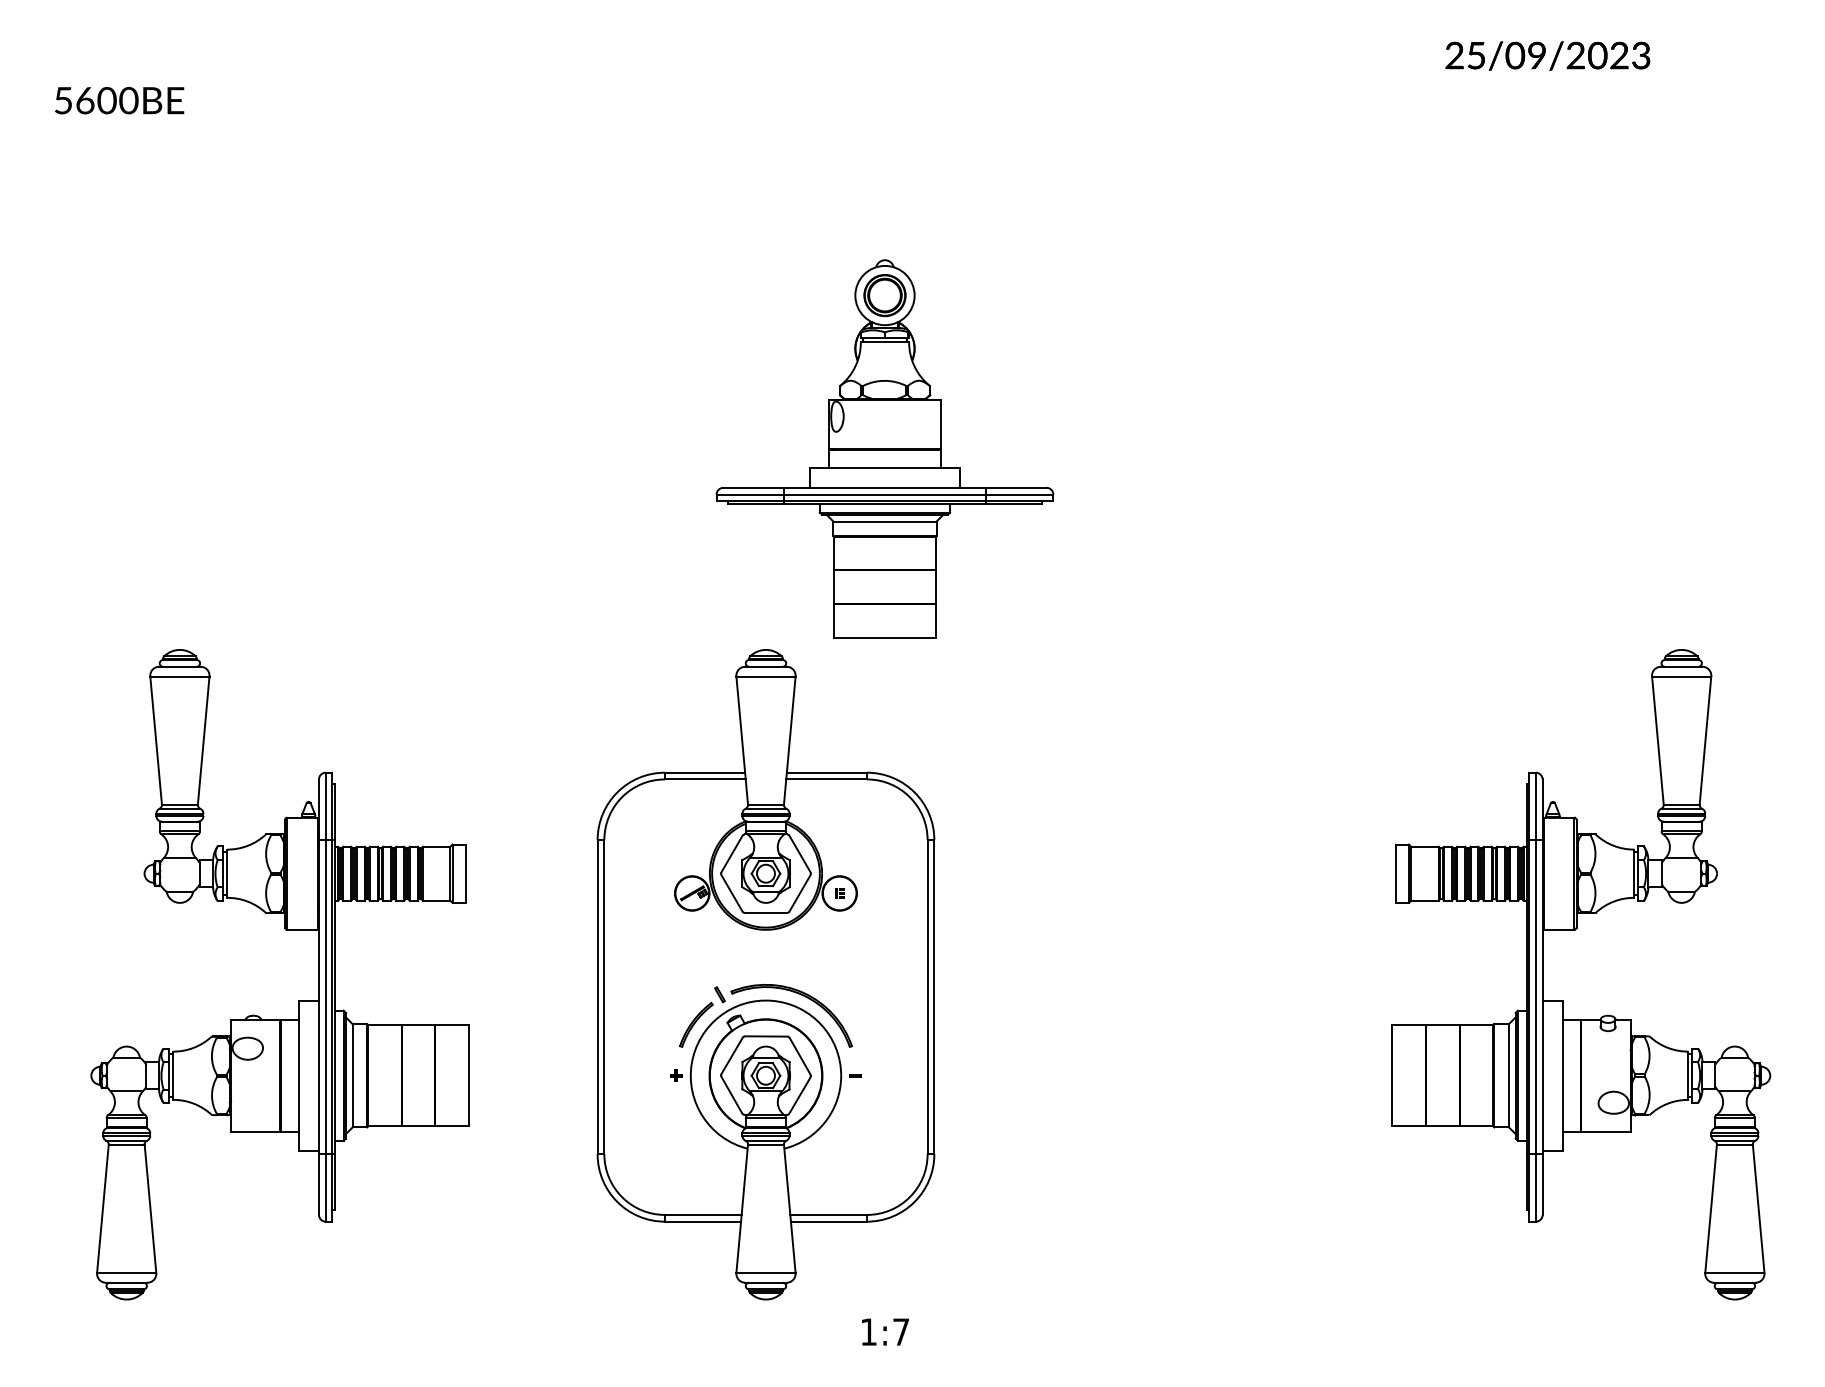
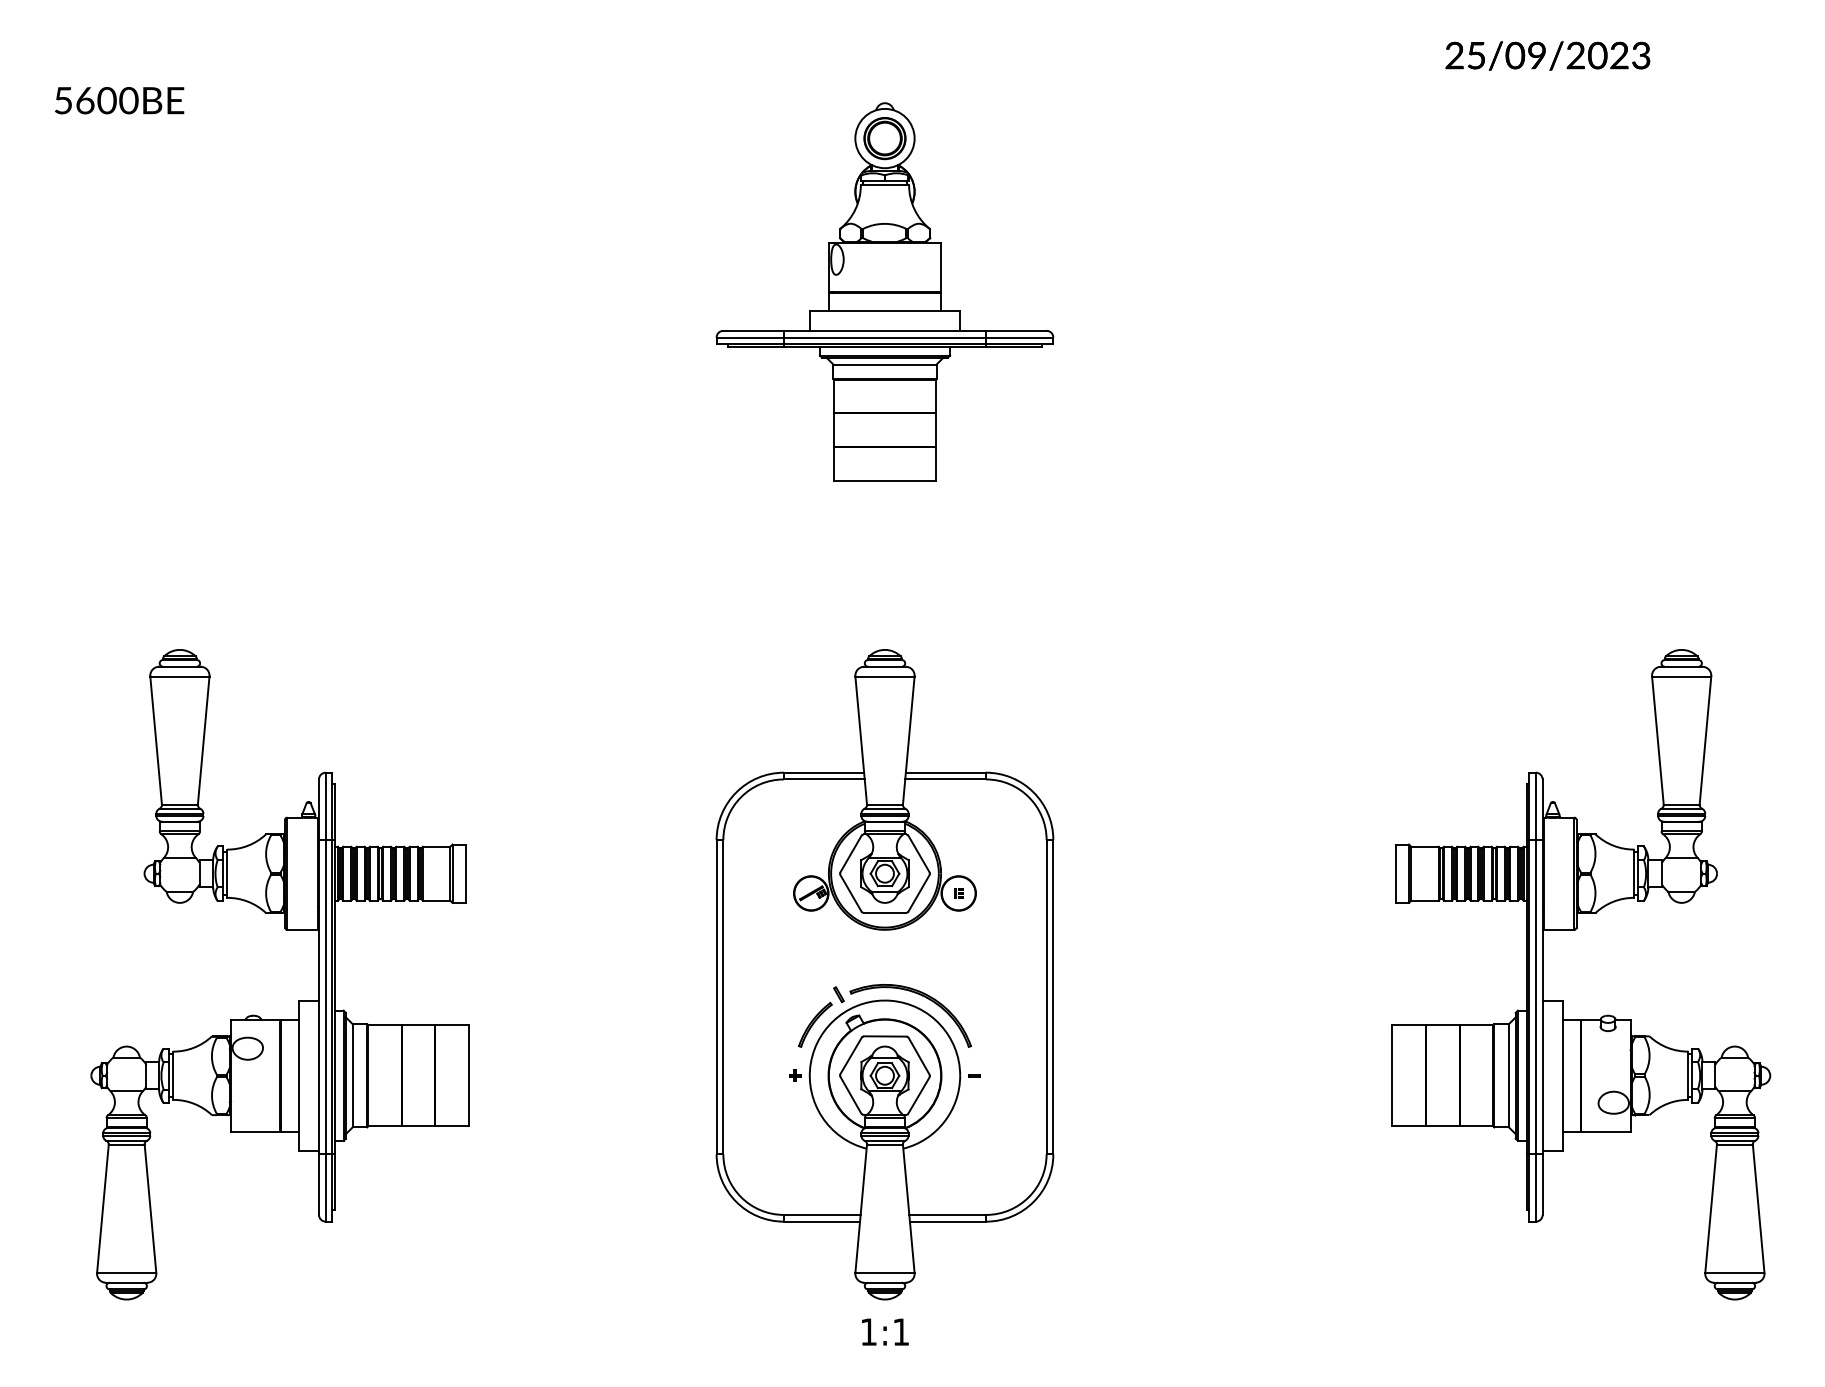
part position: (884, 448) -> (884, 291) (884, 291)
part position: (765, 974) -> (884, 974) (884, 974)
text: 1:7 -> 1:1 (900, 1331)
